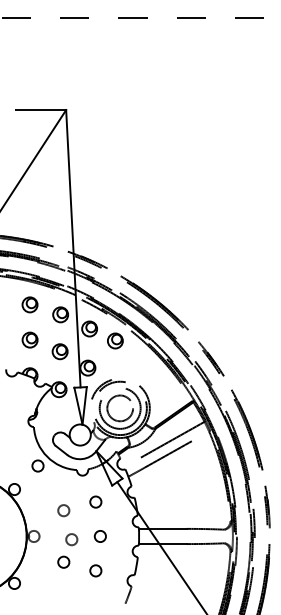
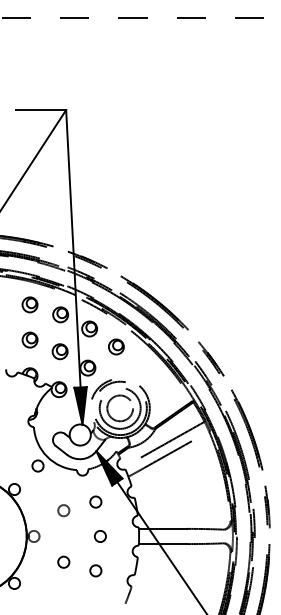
part position: (115, 340) -> (116, 346) (116, 346)
fill: none -> present (80, 405)
fill: none -> present (109, 468)
circle: present -> none (71, 539)
